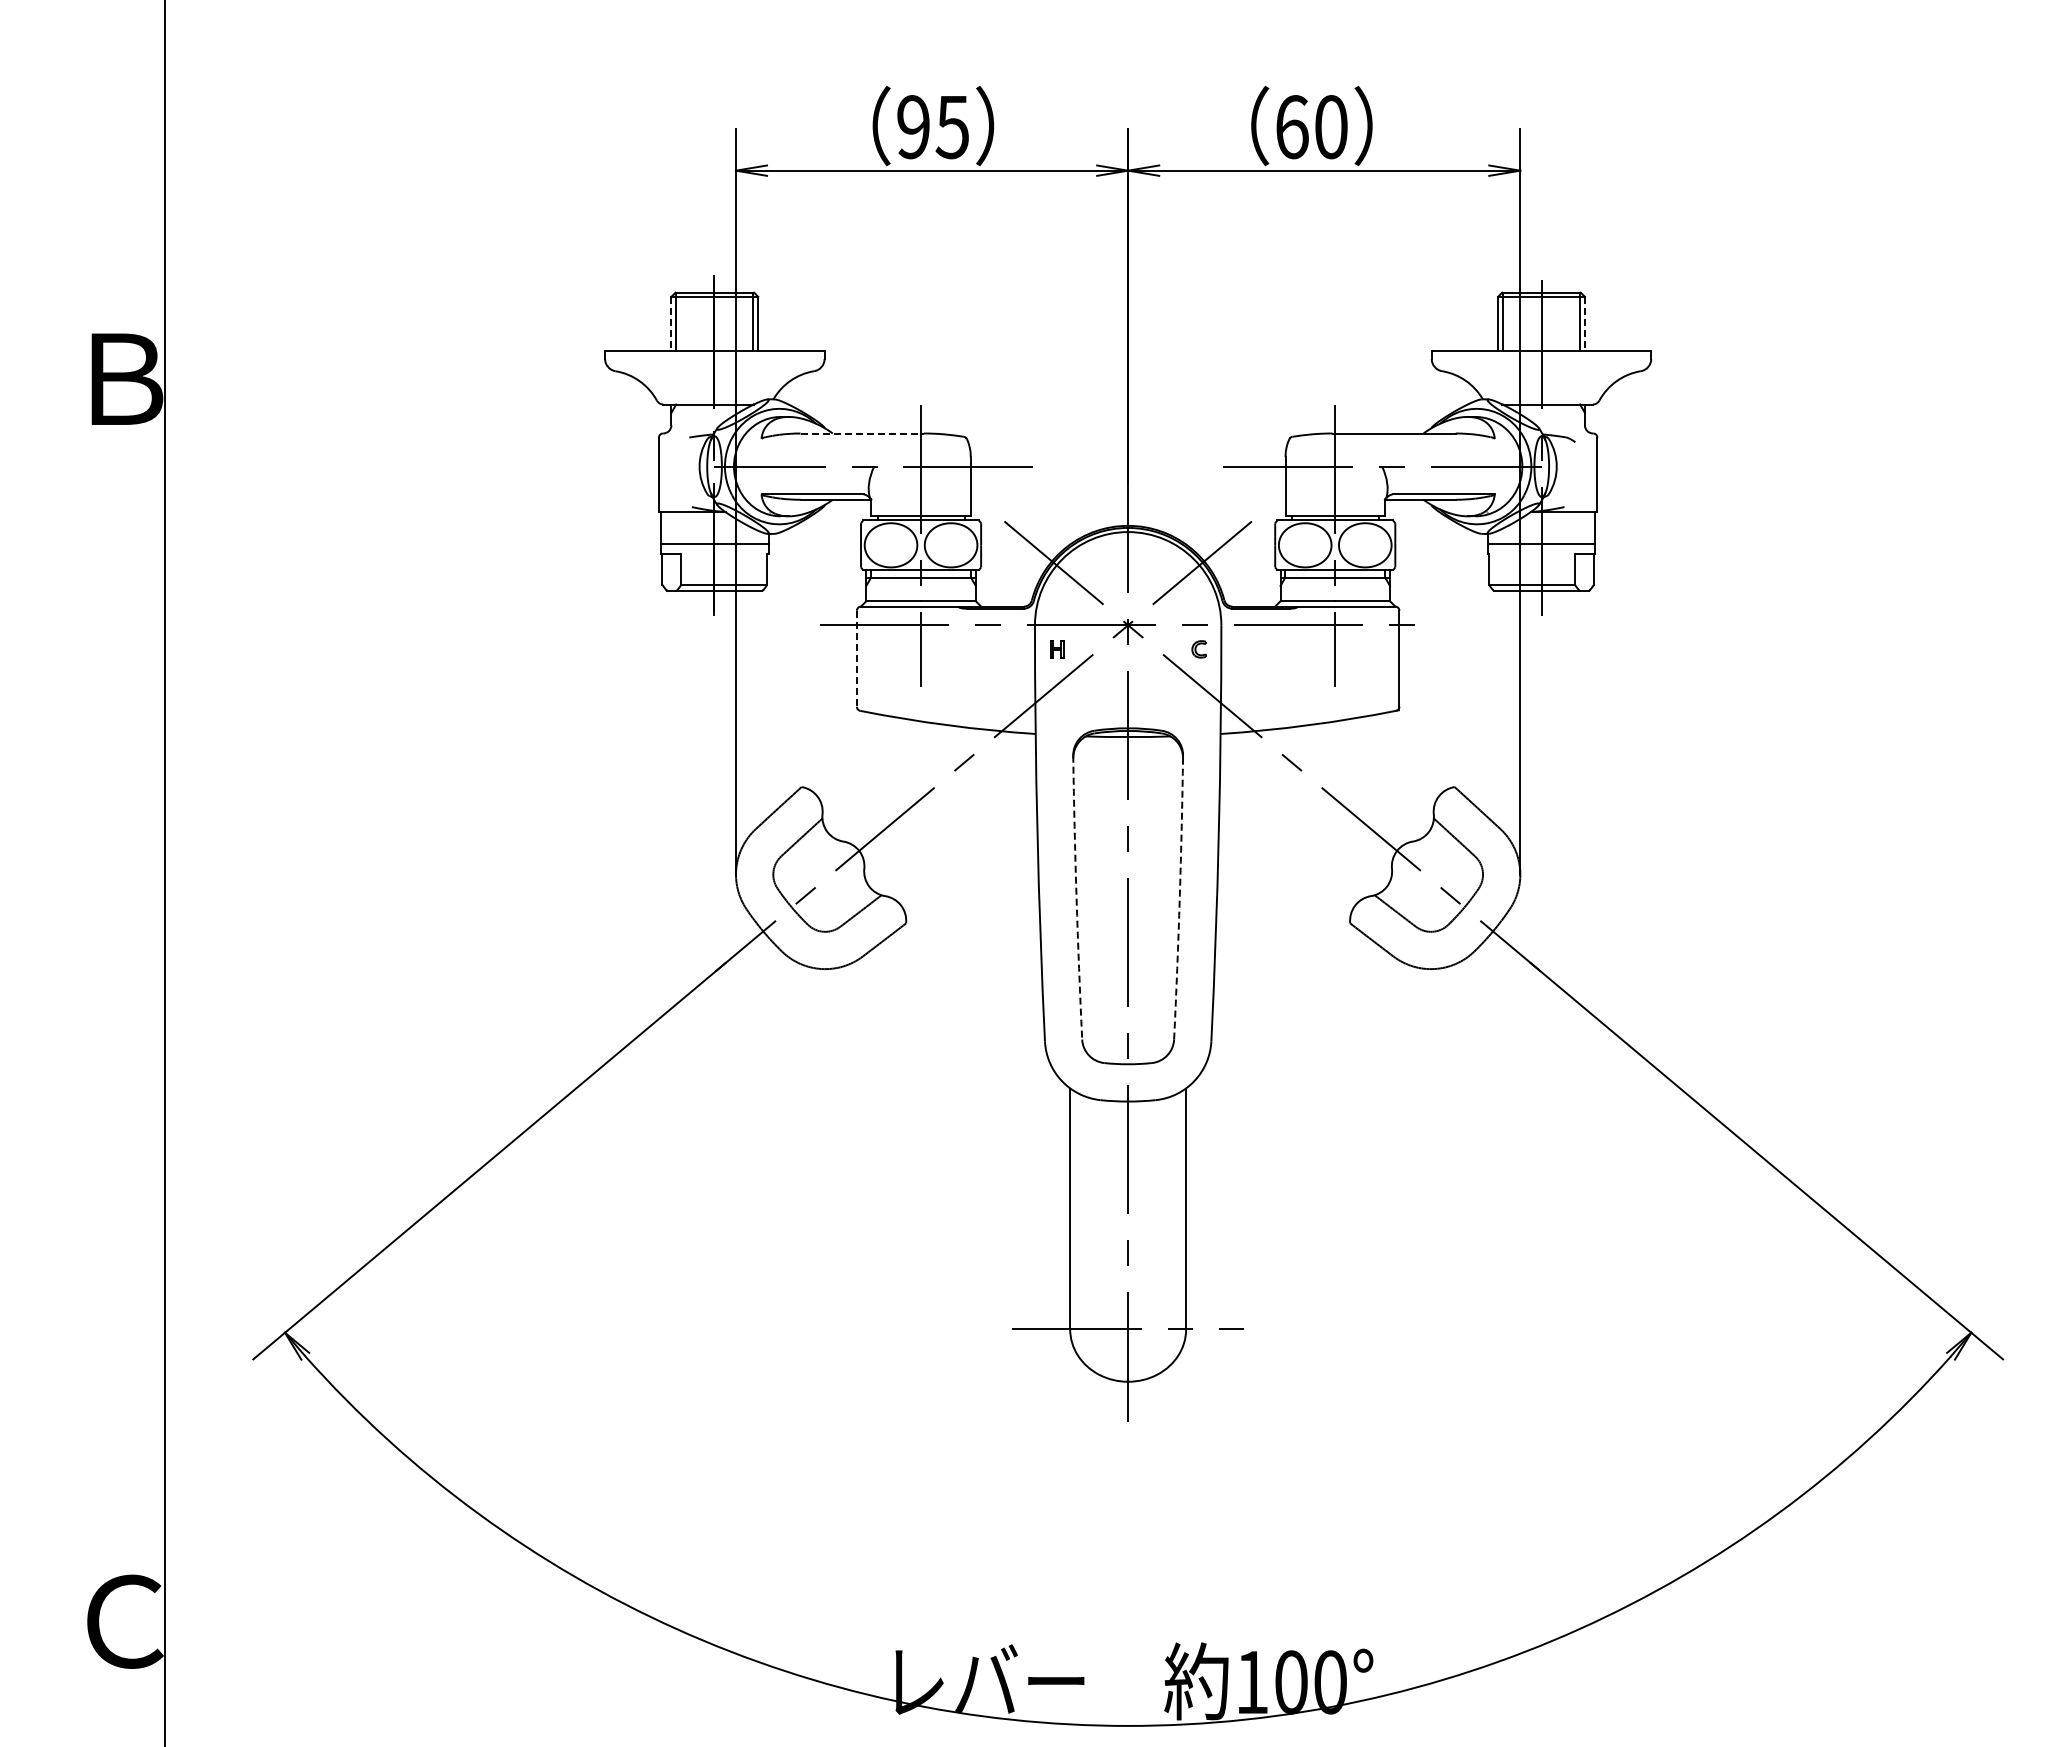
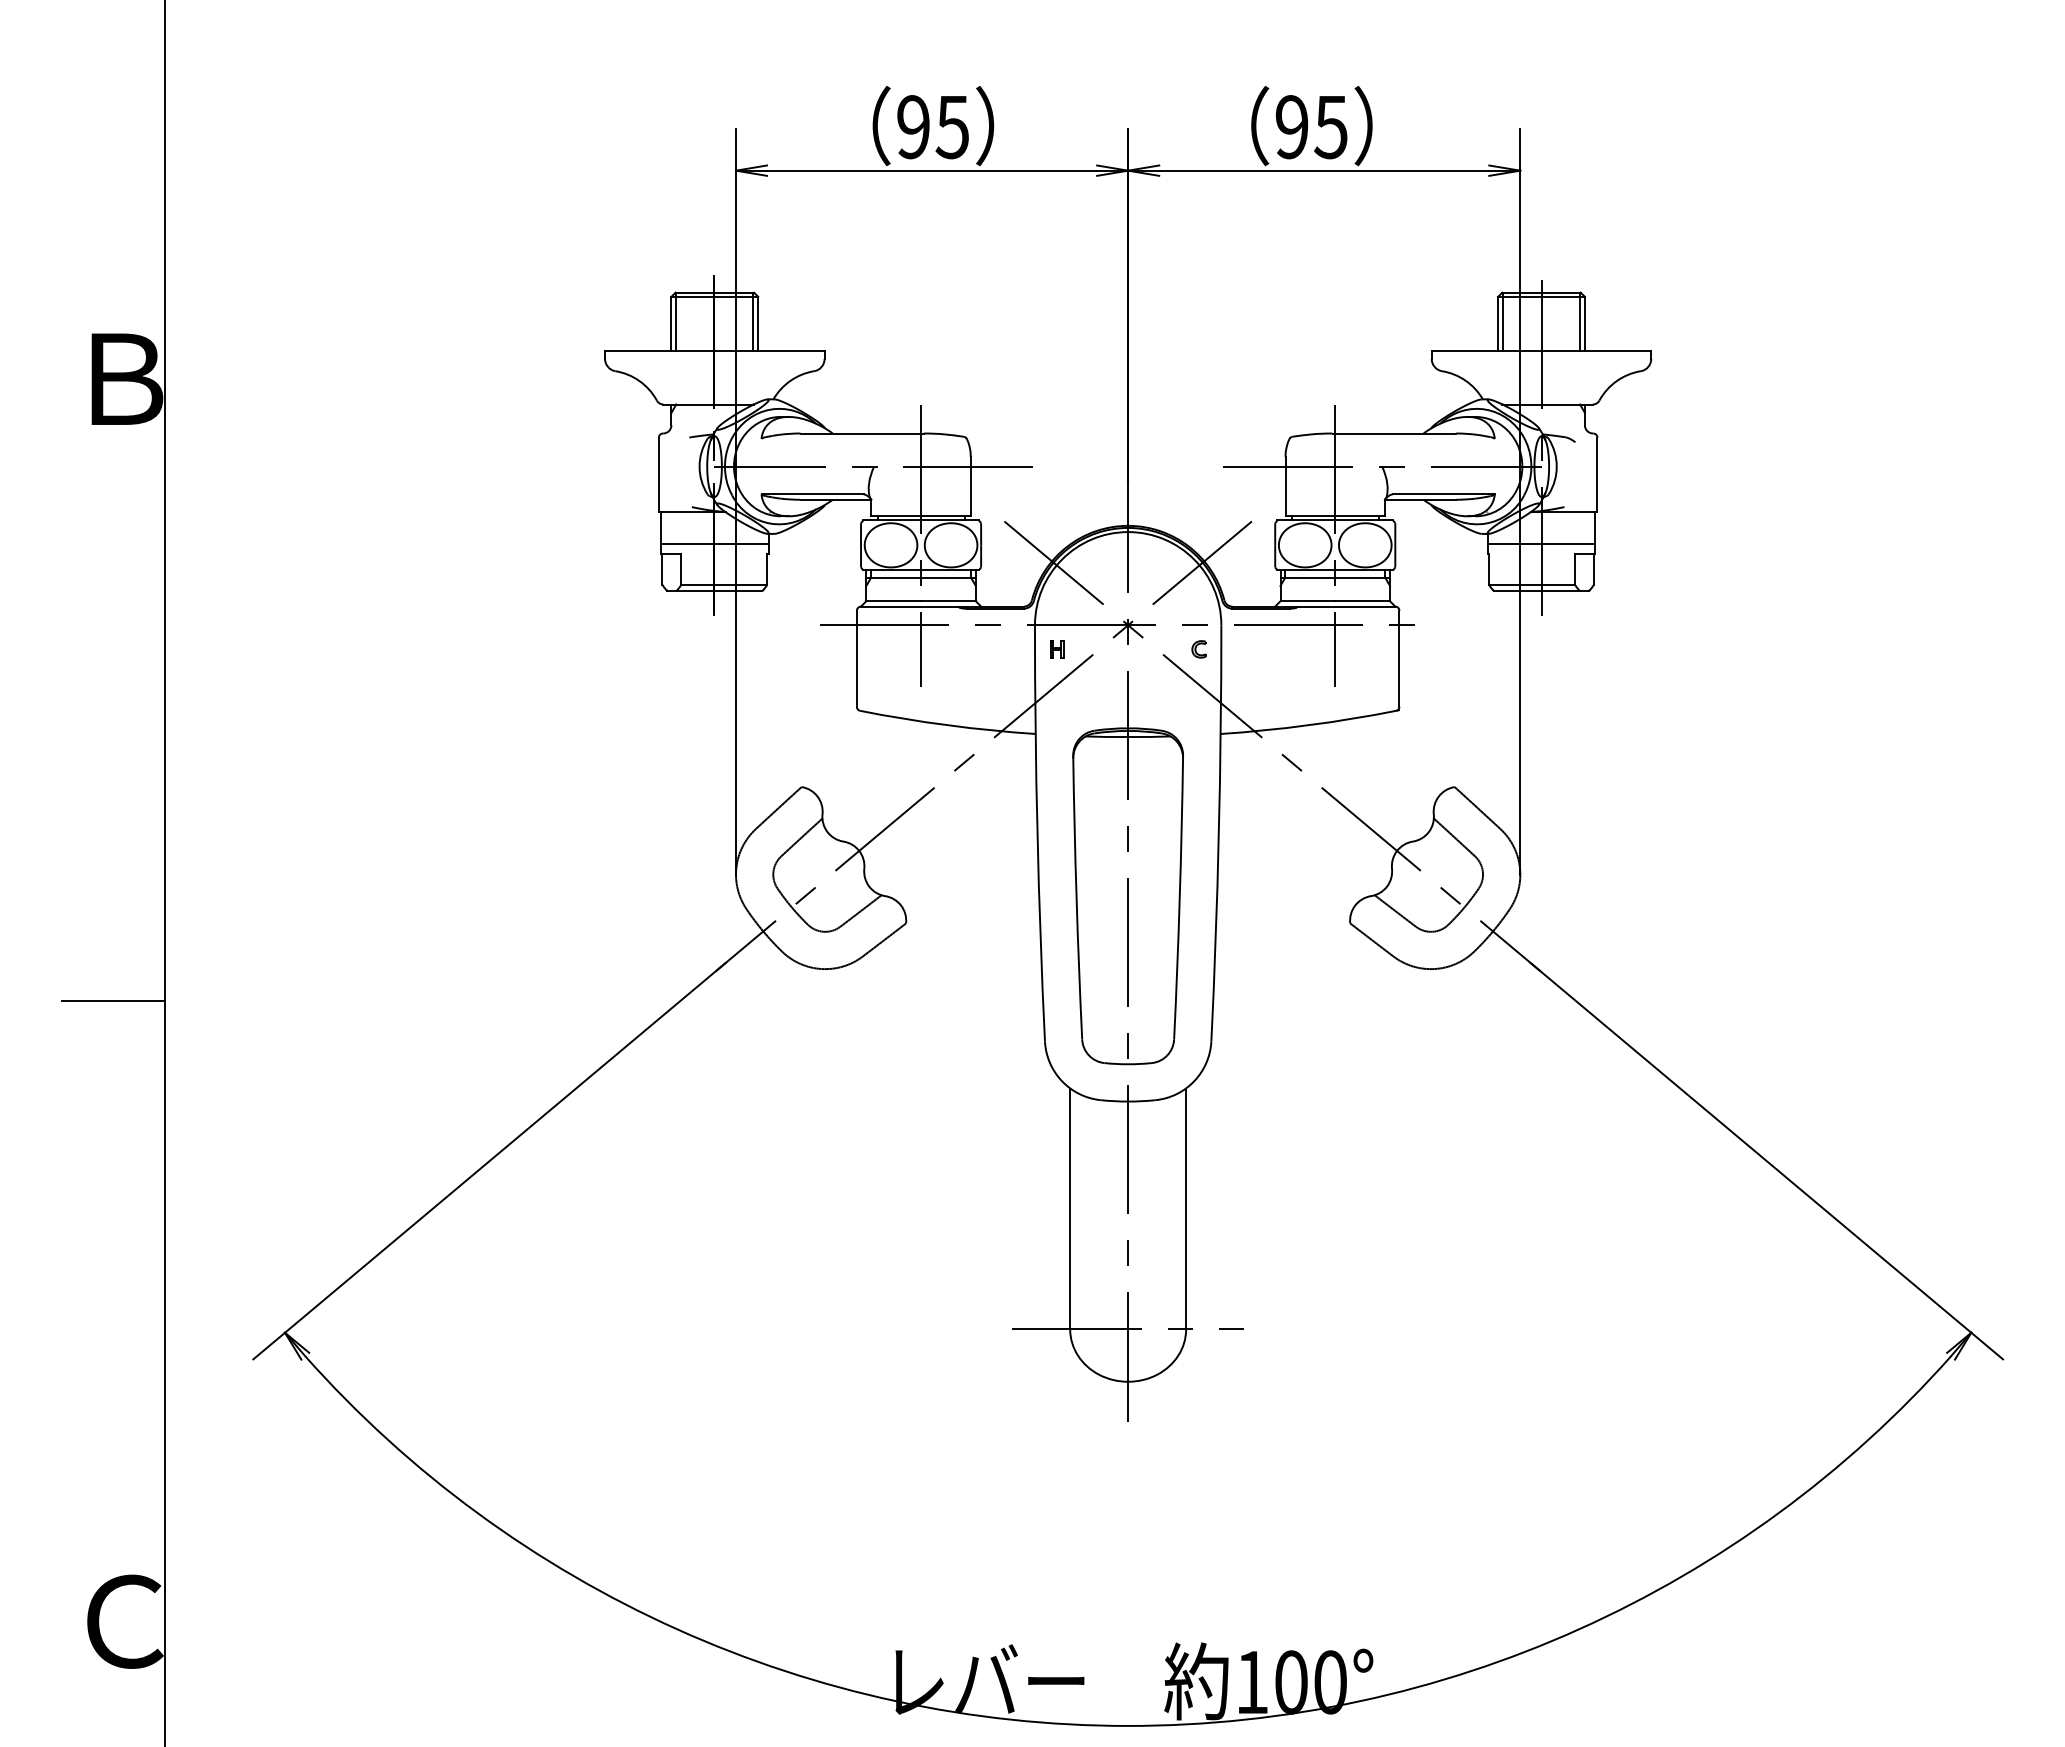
text: 60 -> 95 (1311, 127)
line: dashed -> solid (671, 323)
line: dashed -> solid (1584, 323)
line: dashed -> solid (862, 433)
line: dashed -> solid (856, 659)
arc: dashed -> solid (1076, 897)
arc: dashed -> solid (1179, 897)
line: none -> present (113, 1000)
